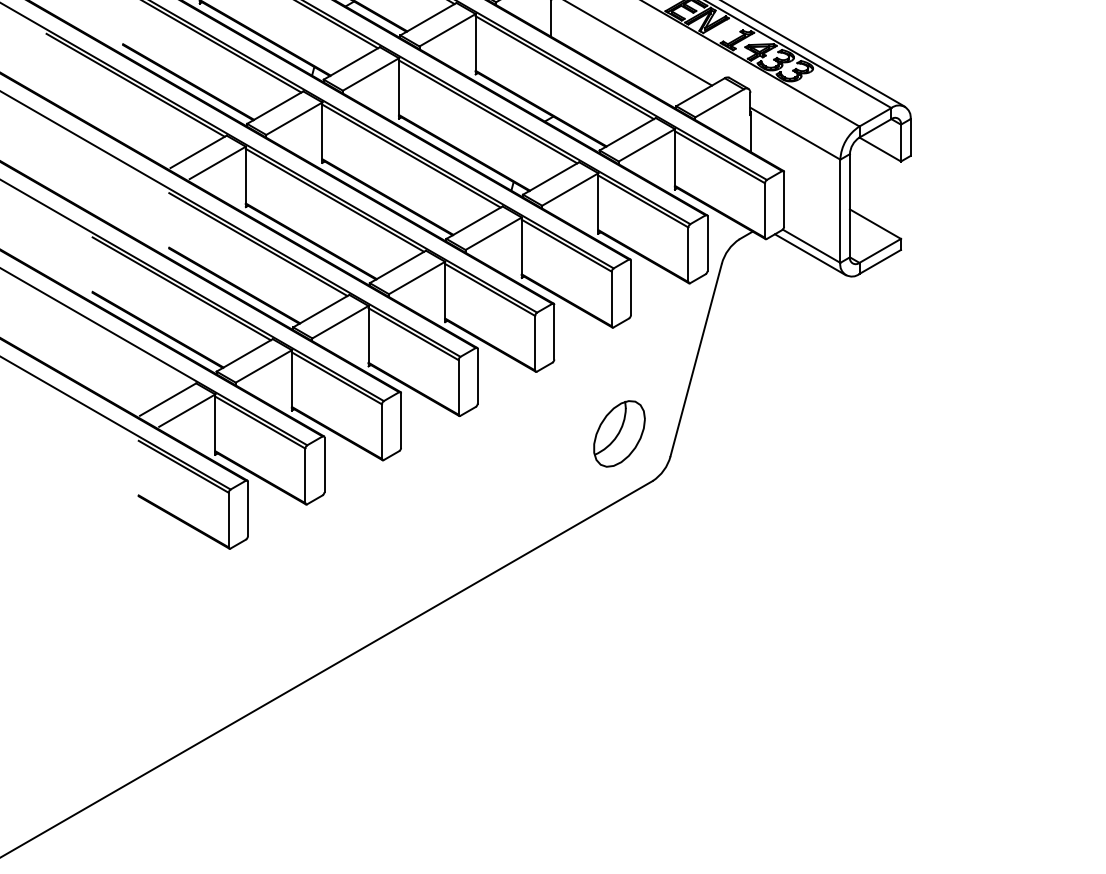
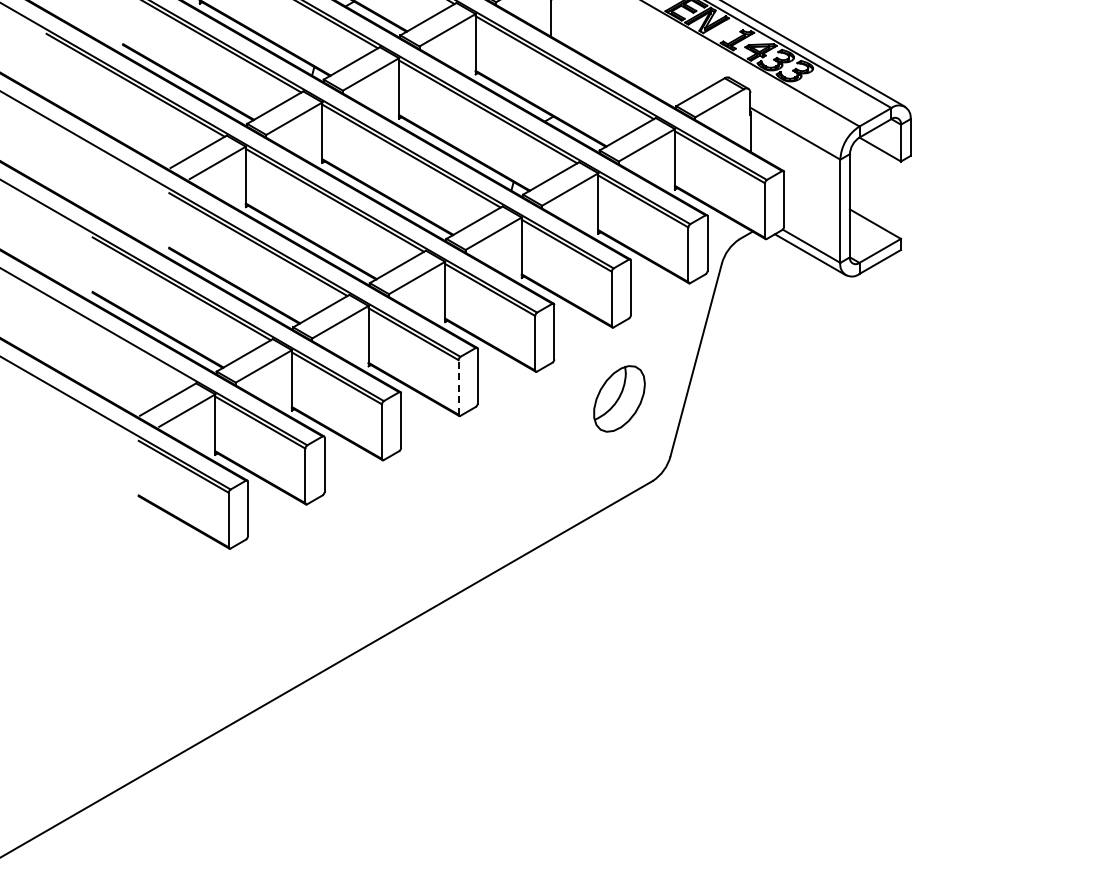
line: present -> none (639, 43)
line: solid -> dashed (458, 386)
part position: (619, 433) -> (619, 398) (619, 398)
